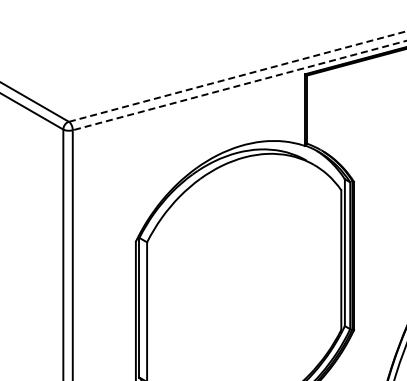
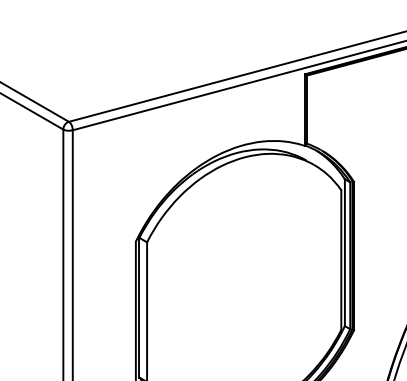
line: dashed -> solid (237, 76)
line: dashed -> solid (239, 85)
